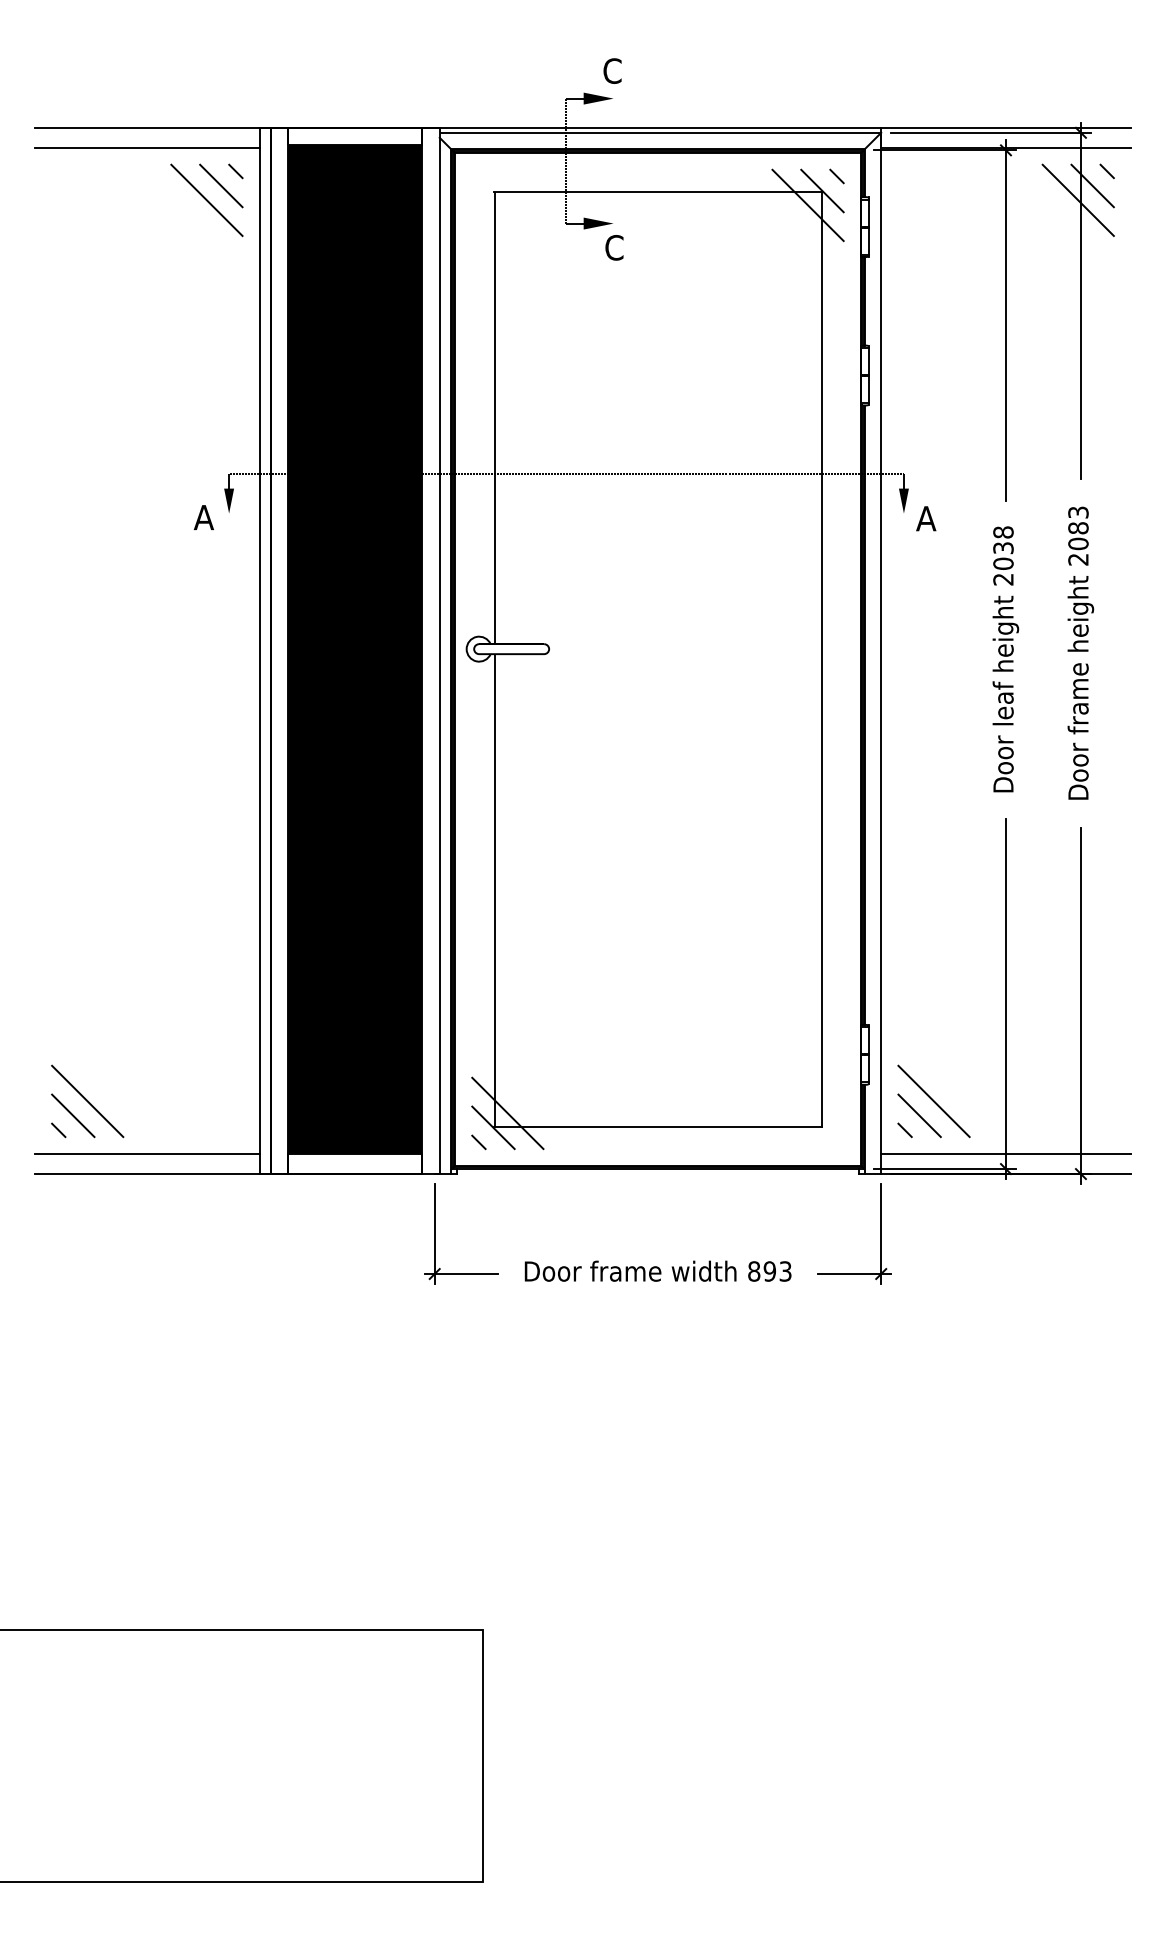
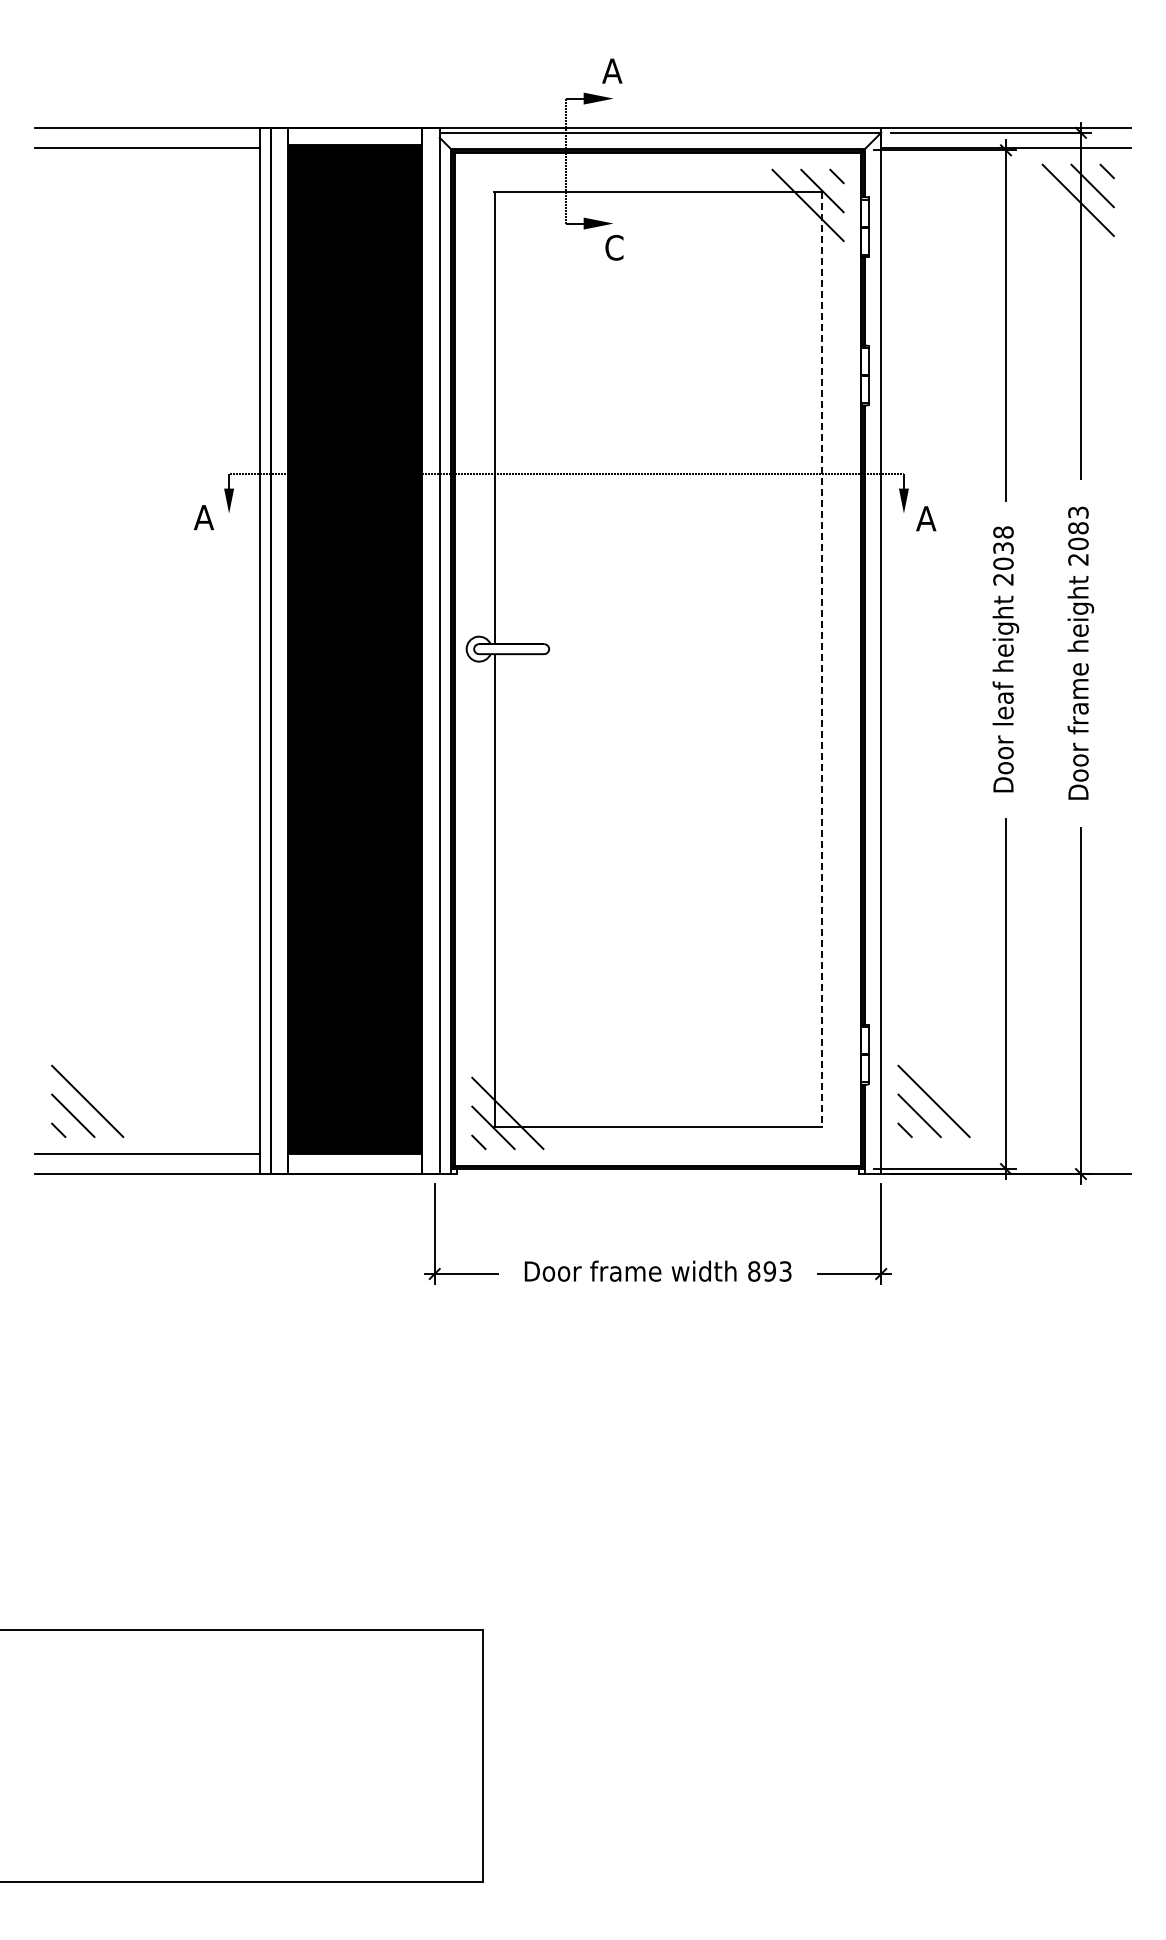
text: C -> A (612, 70)
part: present -> none (206, 199)
line: solid -> dashed (821, 659)
line: present -> none (1006, 1154)
